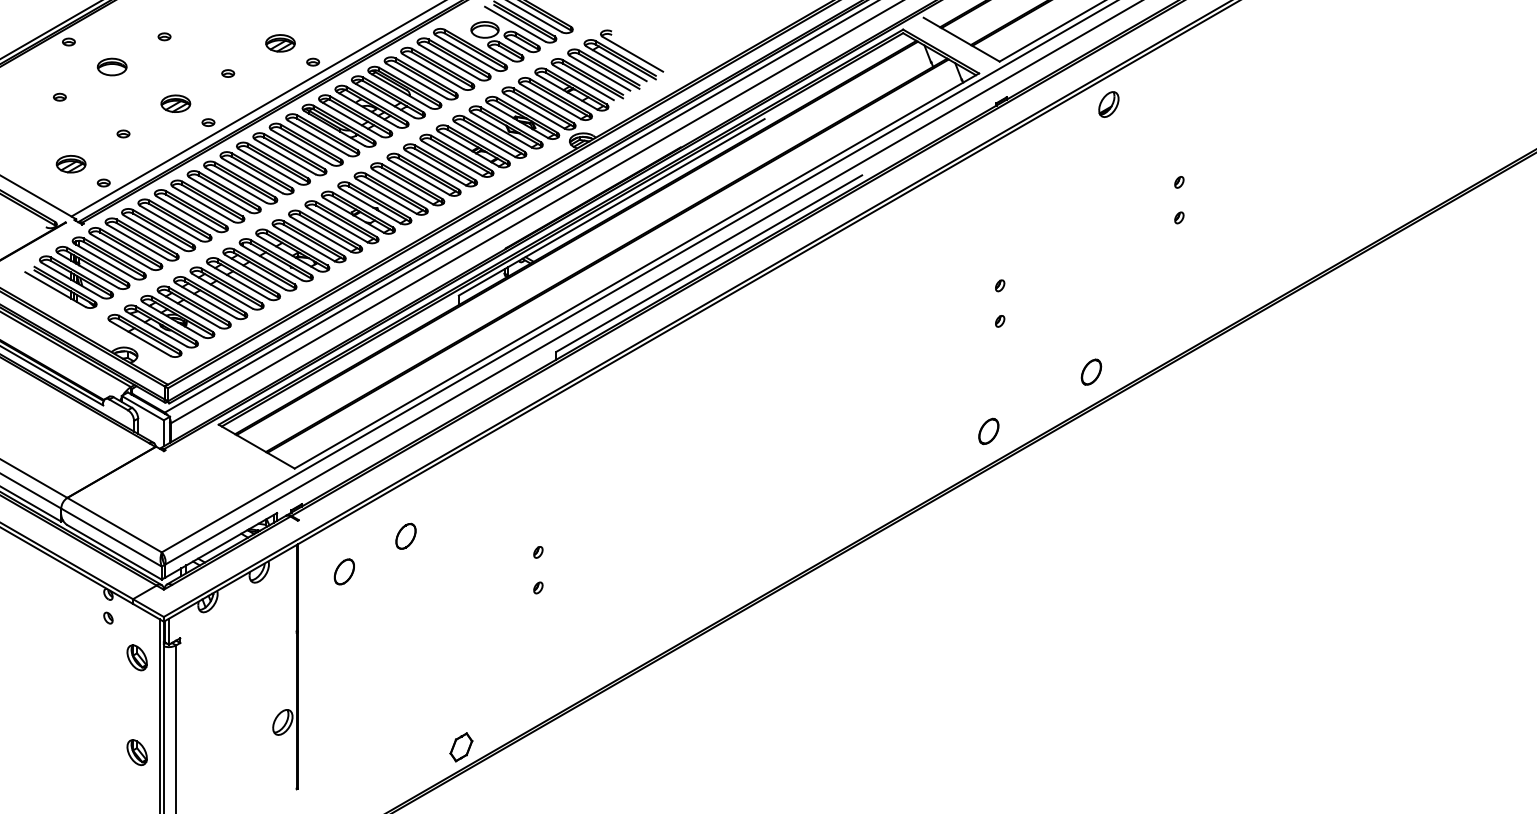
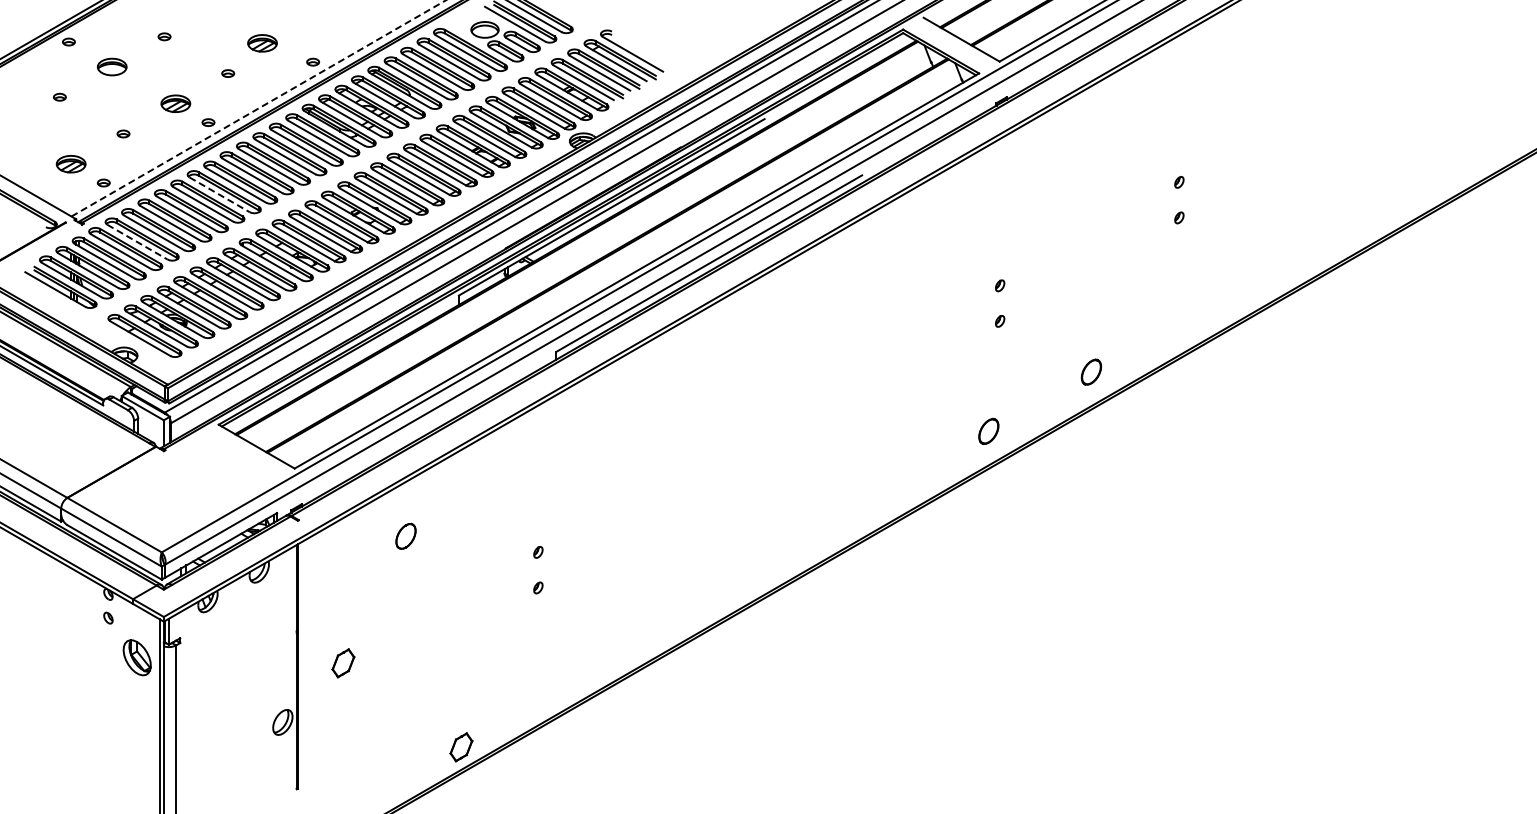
part position: (280, 43) -> (262, 43) (262, 43)
part: present -> none (1108, 104)
line: solid -> dashed (259, 108)
line: solid -> dashed (219, 194)
line: solid -> dashed (137, 242)
part: present -> none (343, 571)
part size: 22x28 px -> 30x38 px (136, 657)
part: none -> present (343, 663)
part: present -> none (136, 752)
